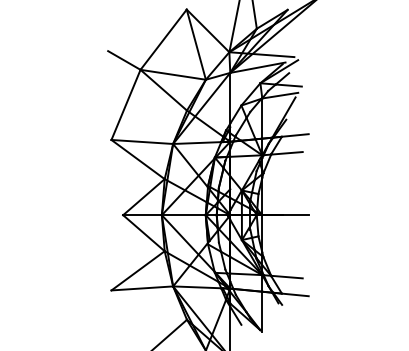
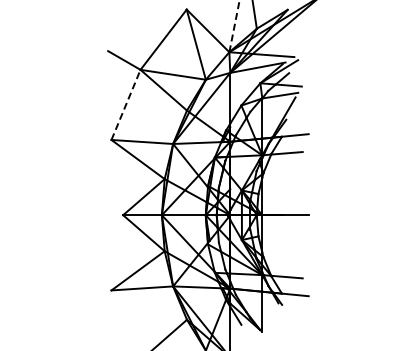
line: solid -> dashed (234, 25)
line: solid -> dashed (126, 104)
